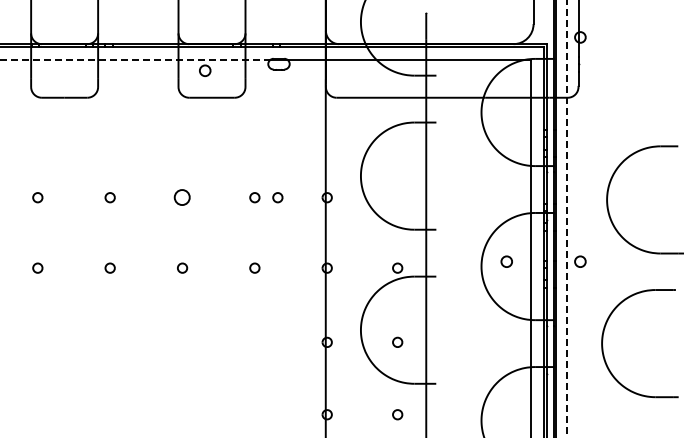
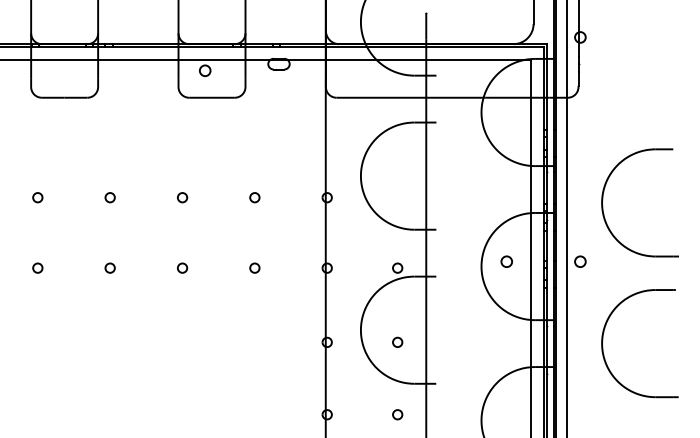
line: dashed -> solid (135, 60)
part position: (608, 196) -> (603, 199) (603, 199)
circle size: 18x17 px -> 12x12 px (182, 197)
circle: present -> none (277, 197)
line: dashed -> solid (567, 218)
